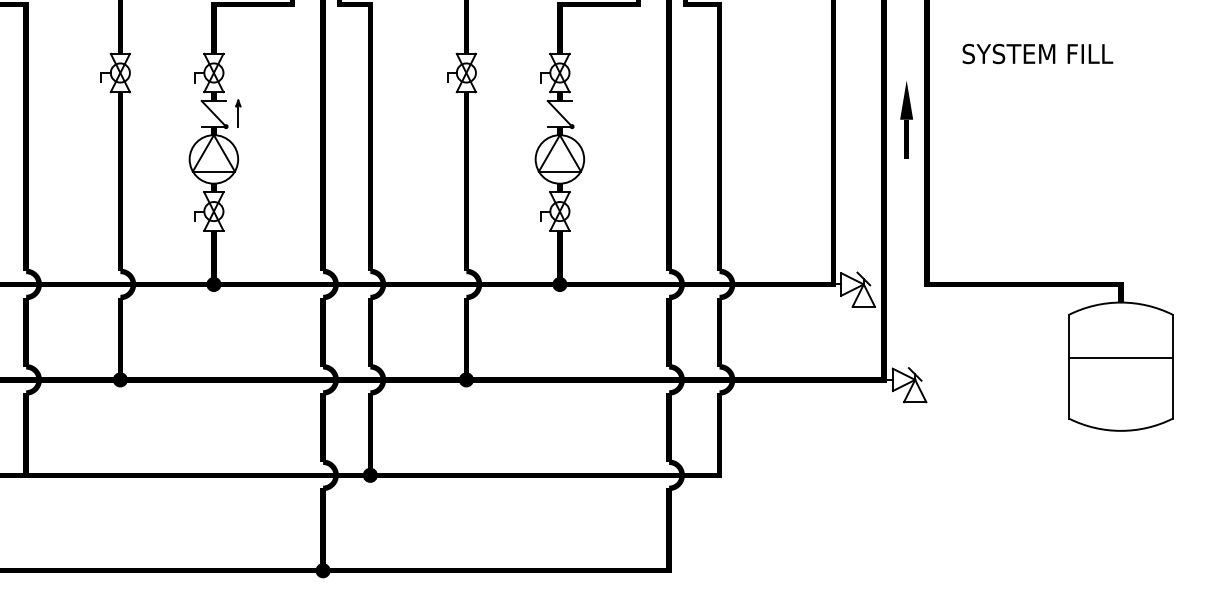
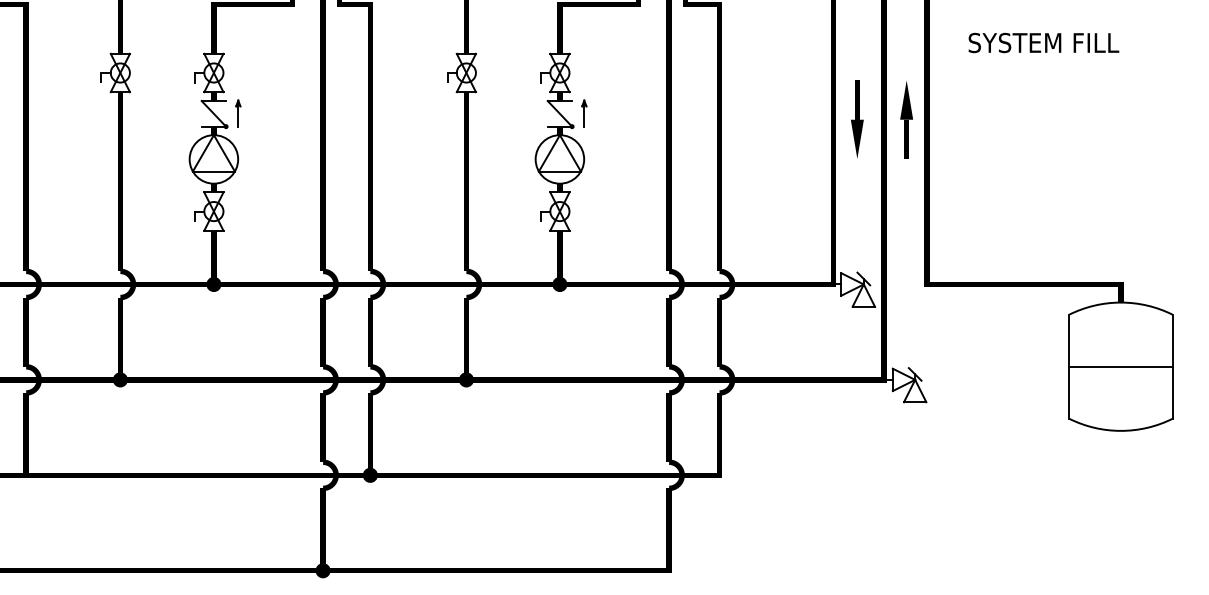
text position: (1037, 53) -> (1043, 42) (1043, 42)
part: none -> present (584, 113)
part: none -> present (857, 119)
line position: (1120, 357) -> (1120, 366) (1120, 366)
